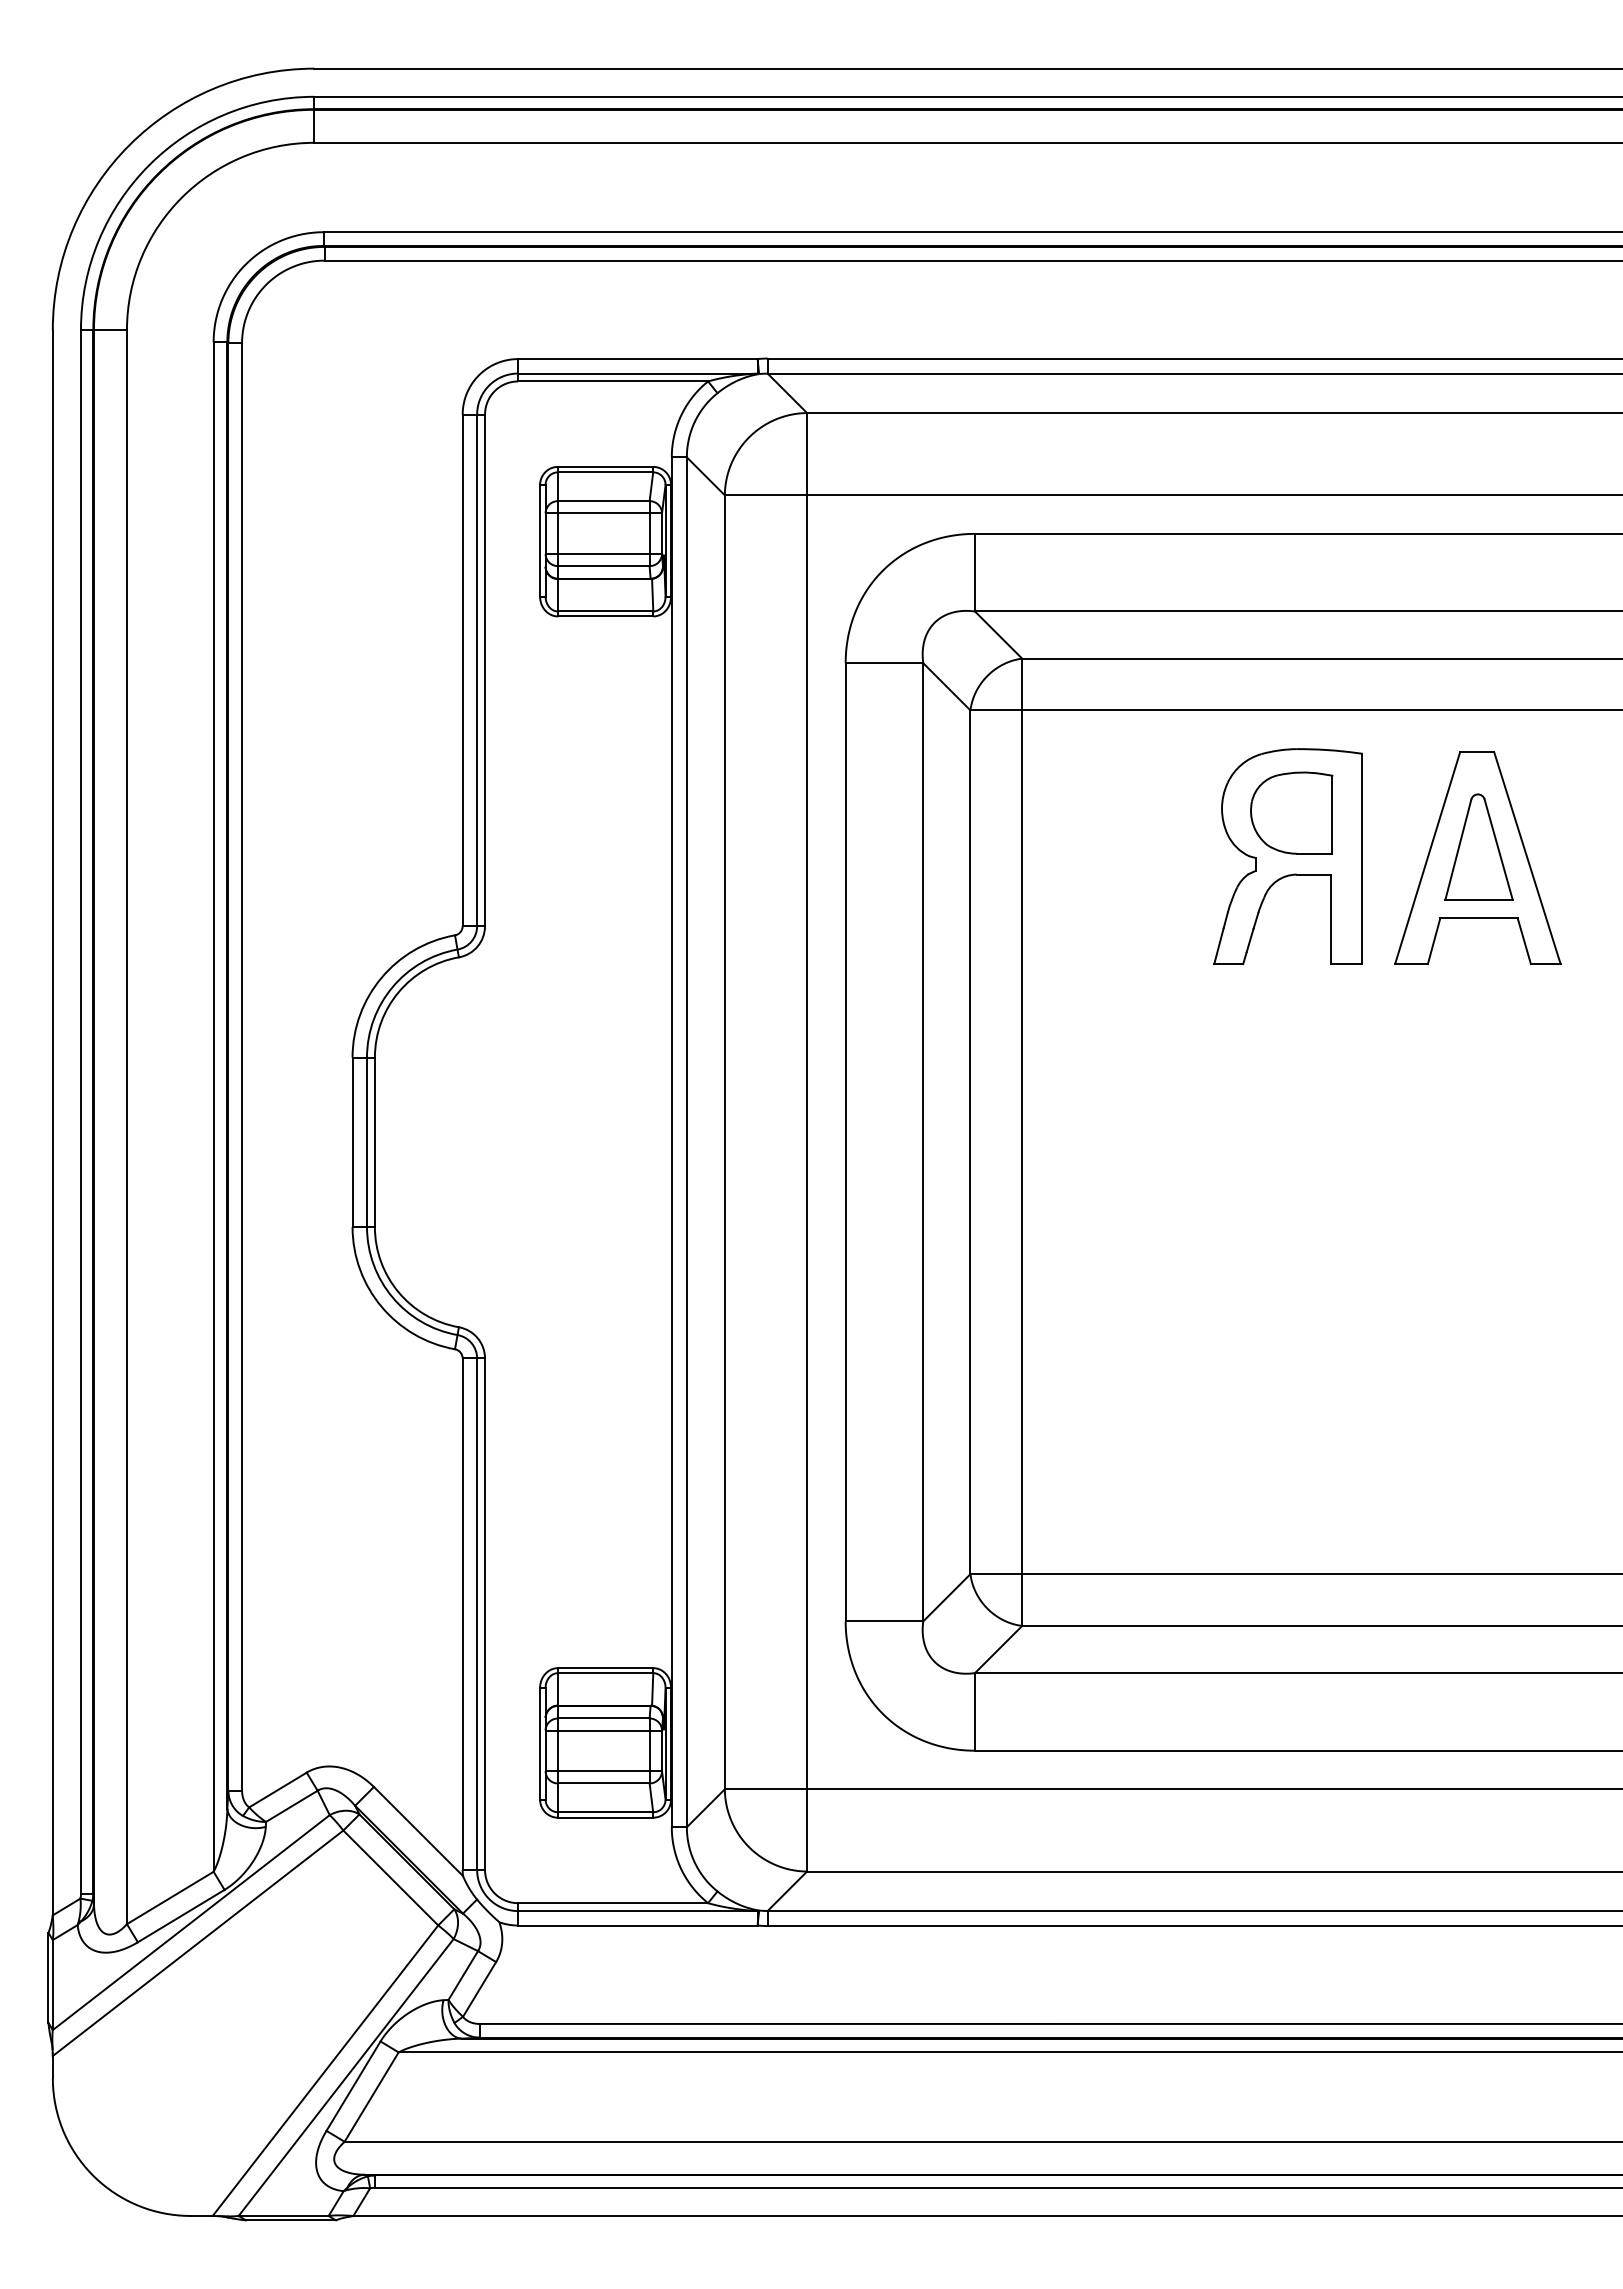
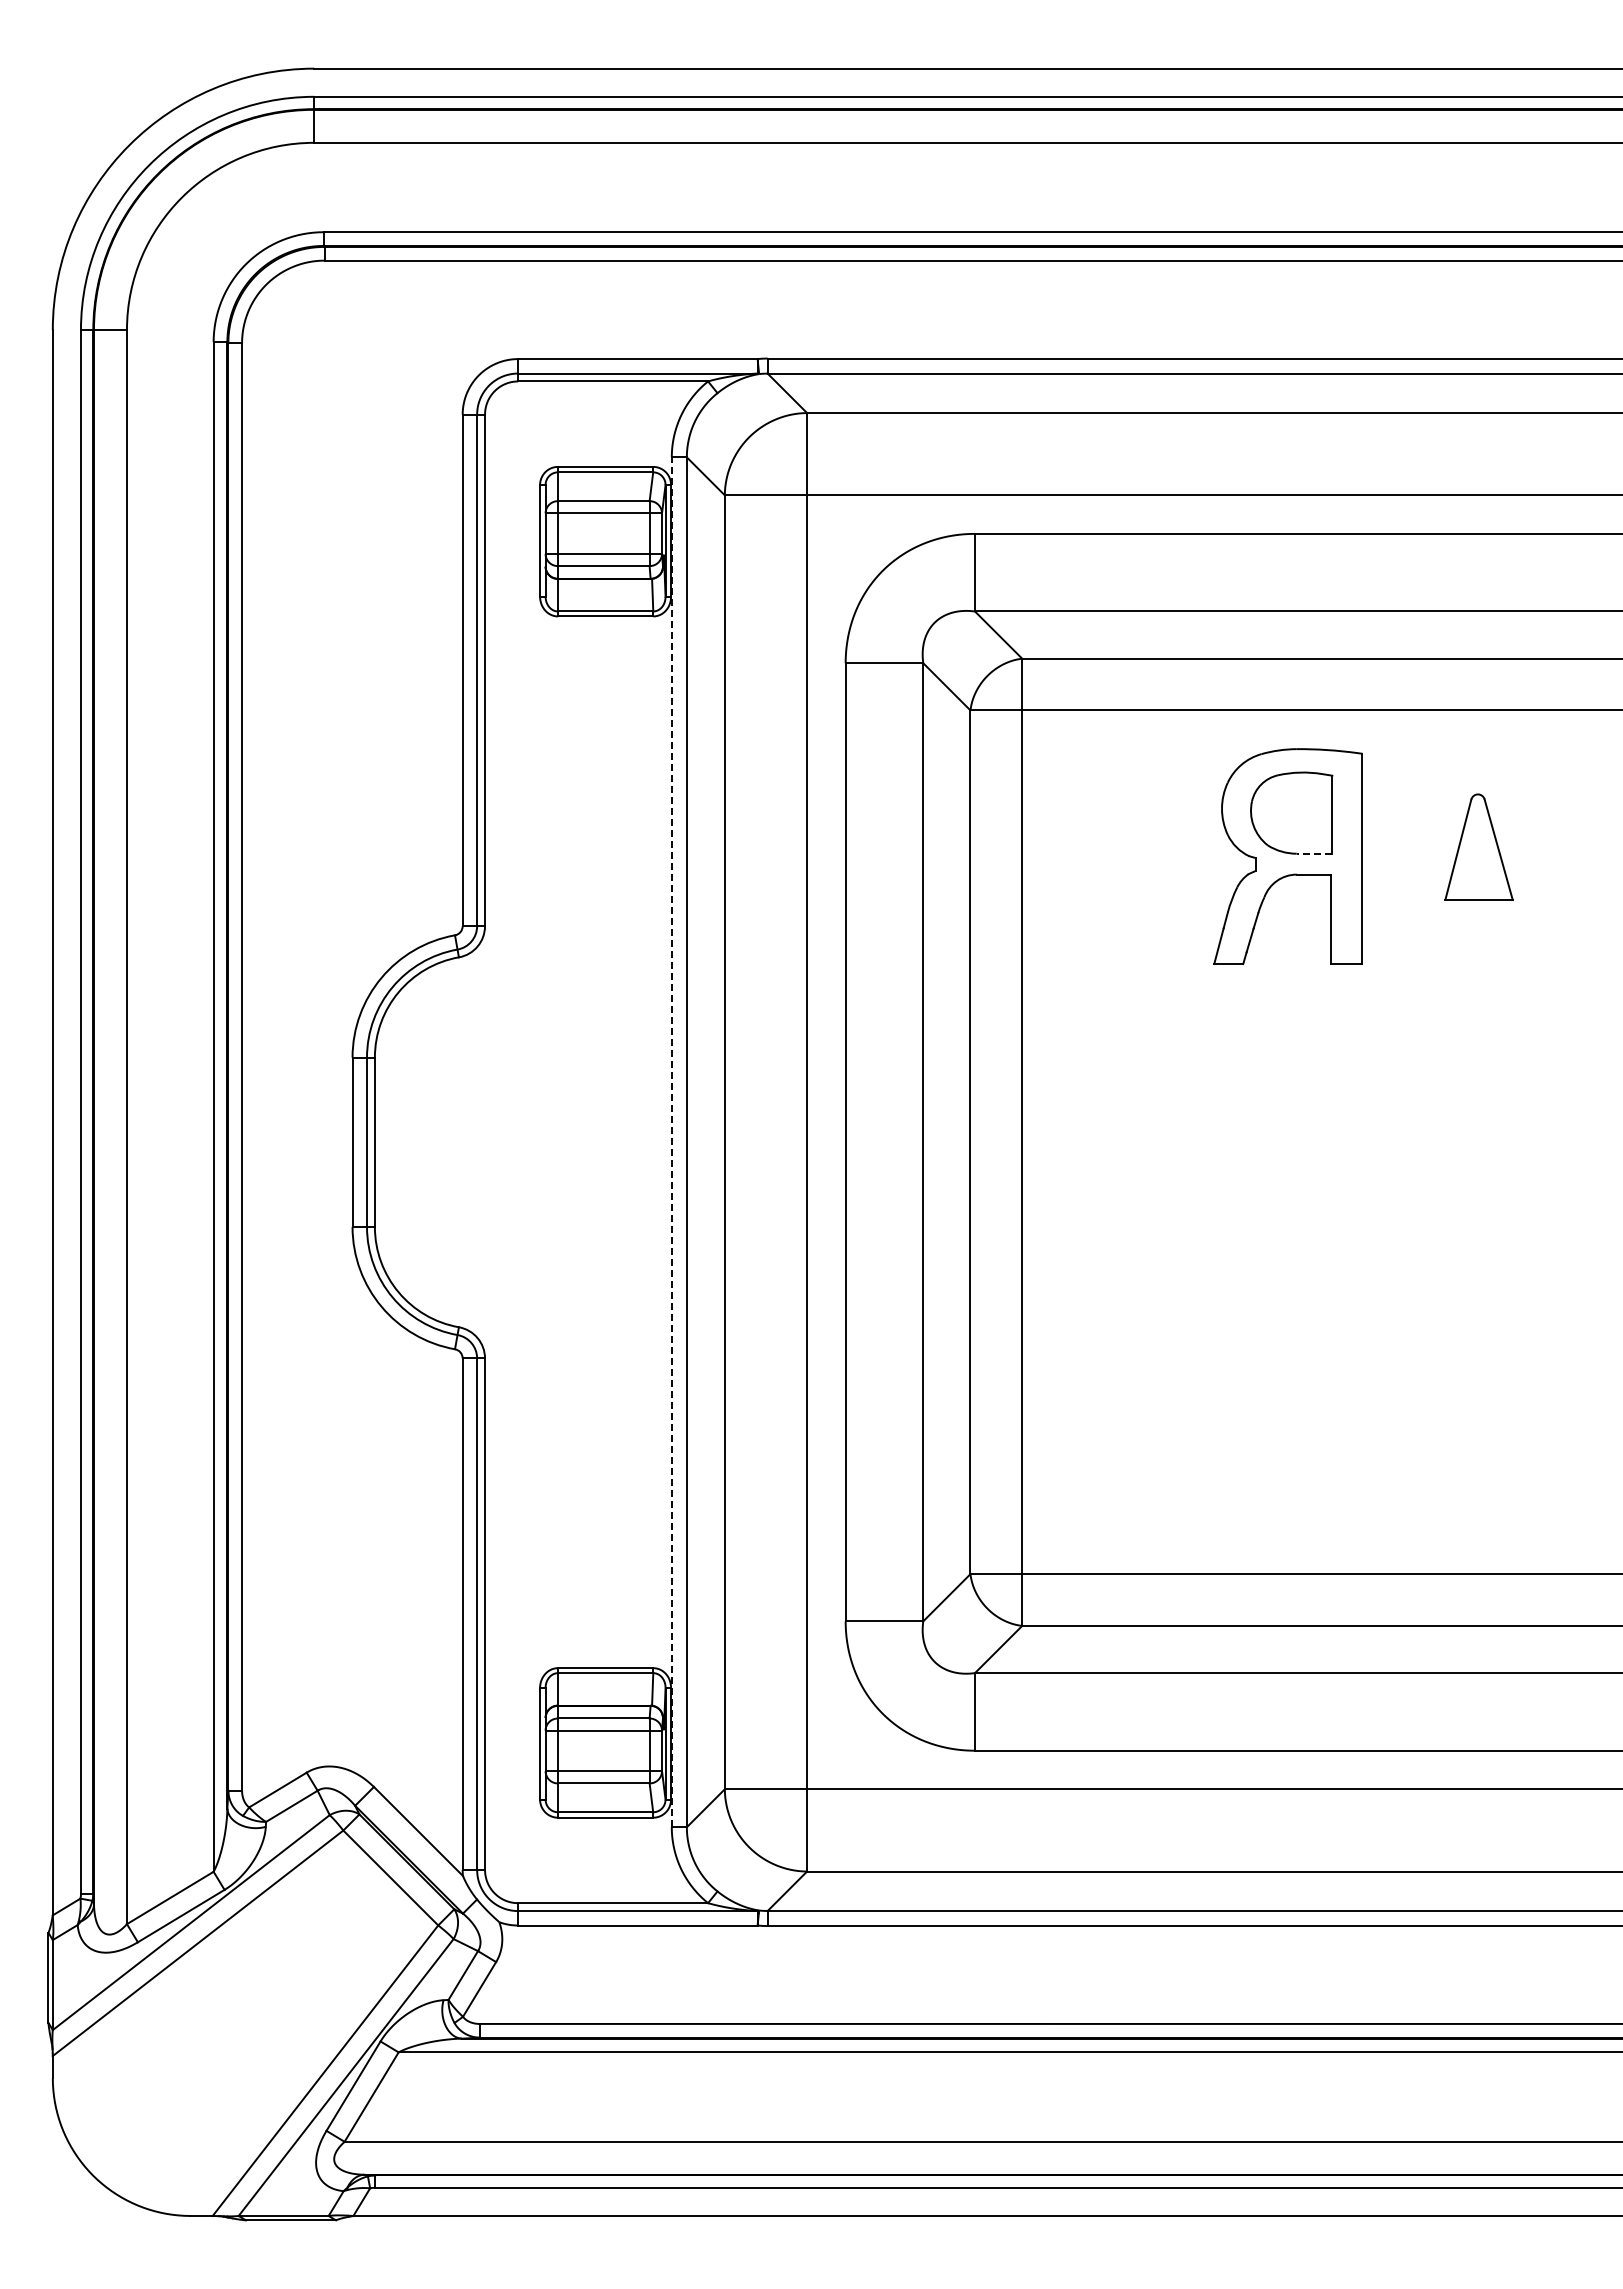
line: solid -> dashed (1314, 853)
part: present -> none (1477, 857)
line: solid -> dashed (671, 1142)
